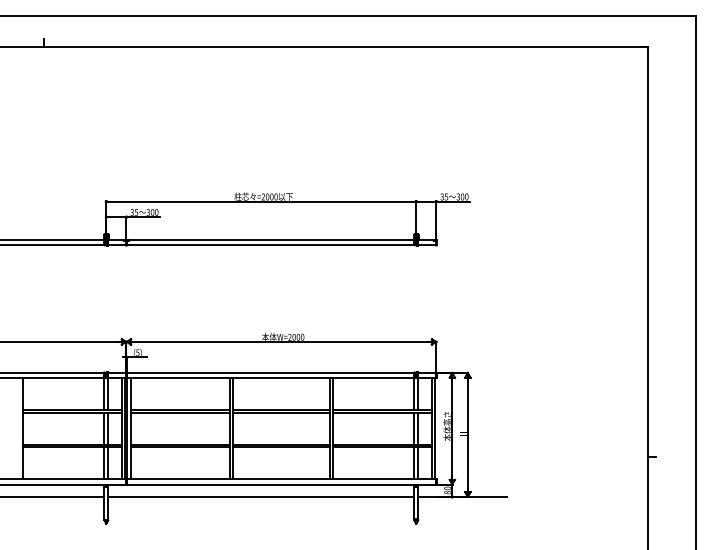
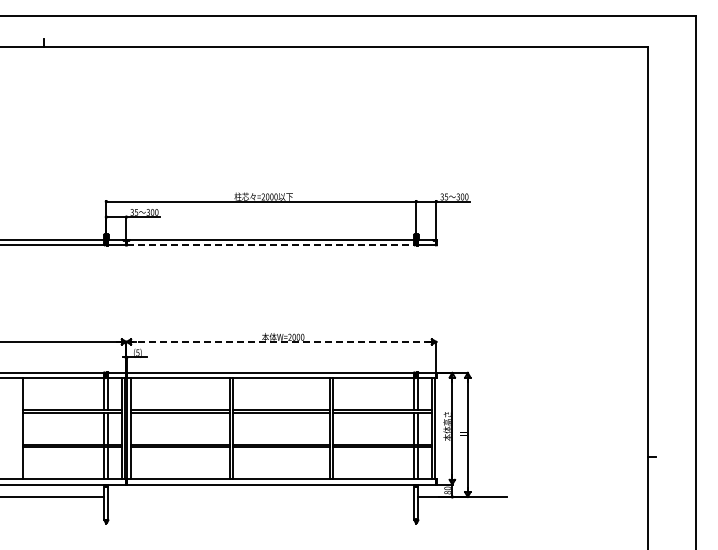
line: solid -> dashed (270, 245)
line: solid -> dashed (281, 341)
line: present -> none (261, 496)
